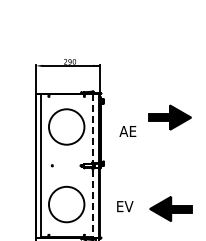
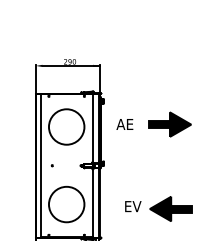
part position: (169, 117) -> (169, 124) (169, 124)
line: dashed -> solid (92, 128)
text position: (127, 131) -> (124, 124) (124, 124)
line: dashed -> solid (92, 204)
text position: (125, 206) -> (133, 206) (133, 206)
